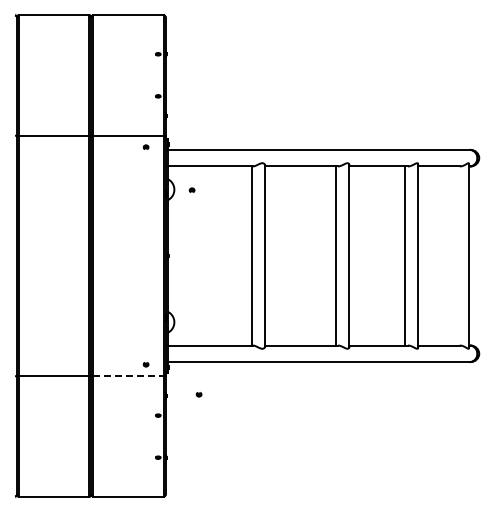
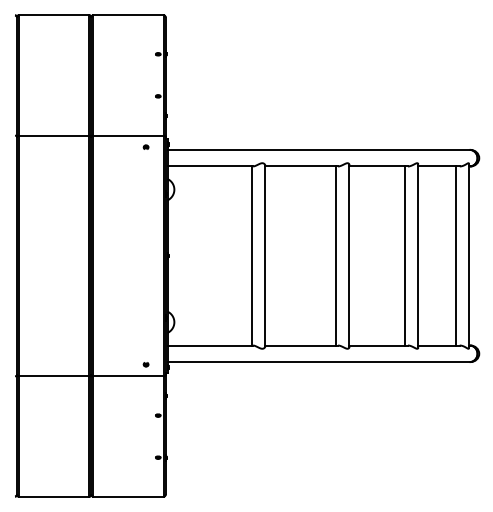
part: present -> none (191, 189)
line: none -> present (455, 255)
line: dashed -> solid (128, 376)
part: present -> none (198, 394)
